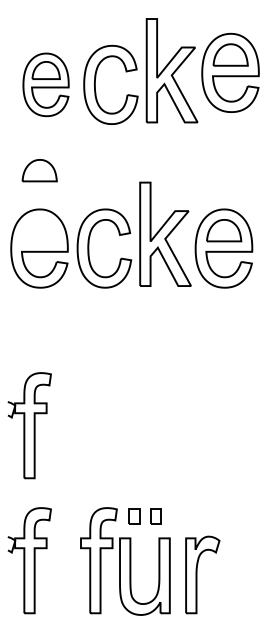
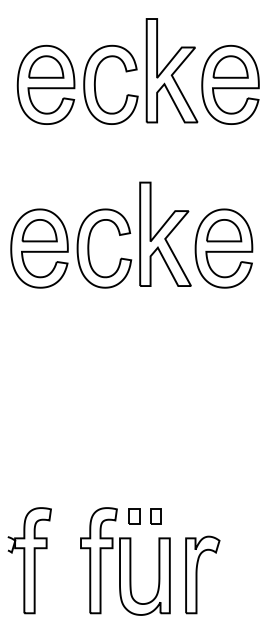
part position: (230, 72) -> (230, 84) (230, 84)
part size: 48x66 px -> 60x81 px (45, 84)
part position: (39, 170) -> (39, 230) (39, 230)
part: present -> none (29, 425)
